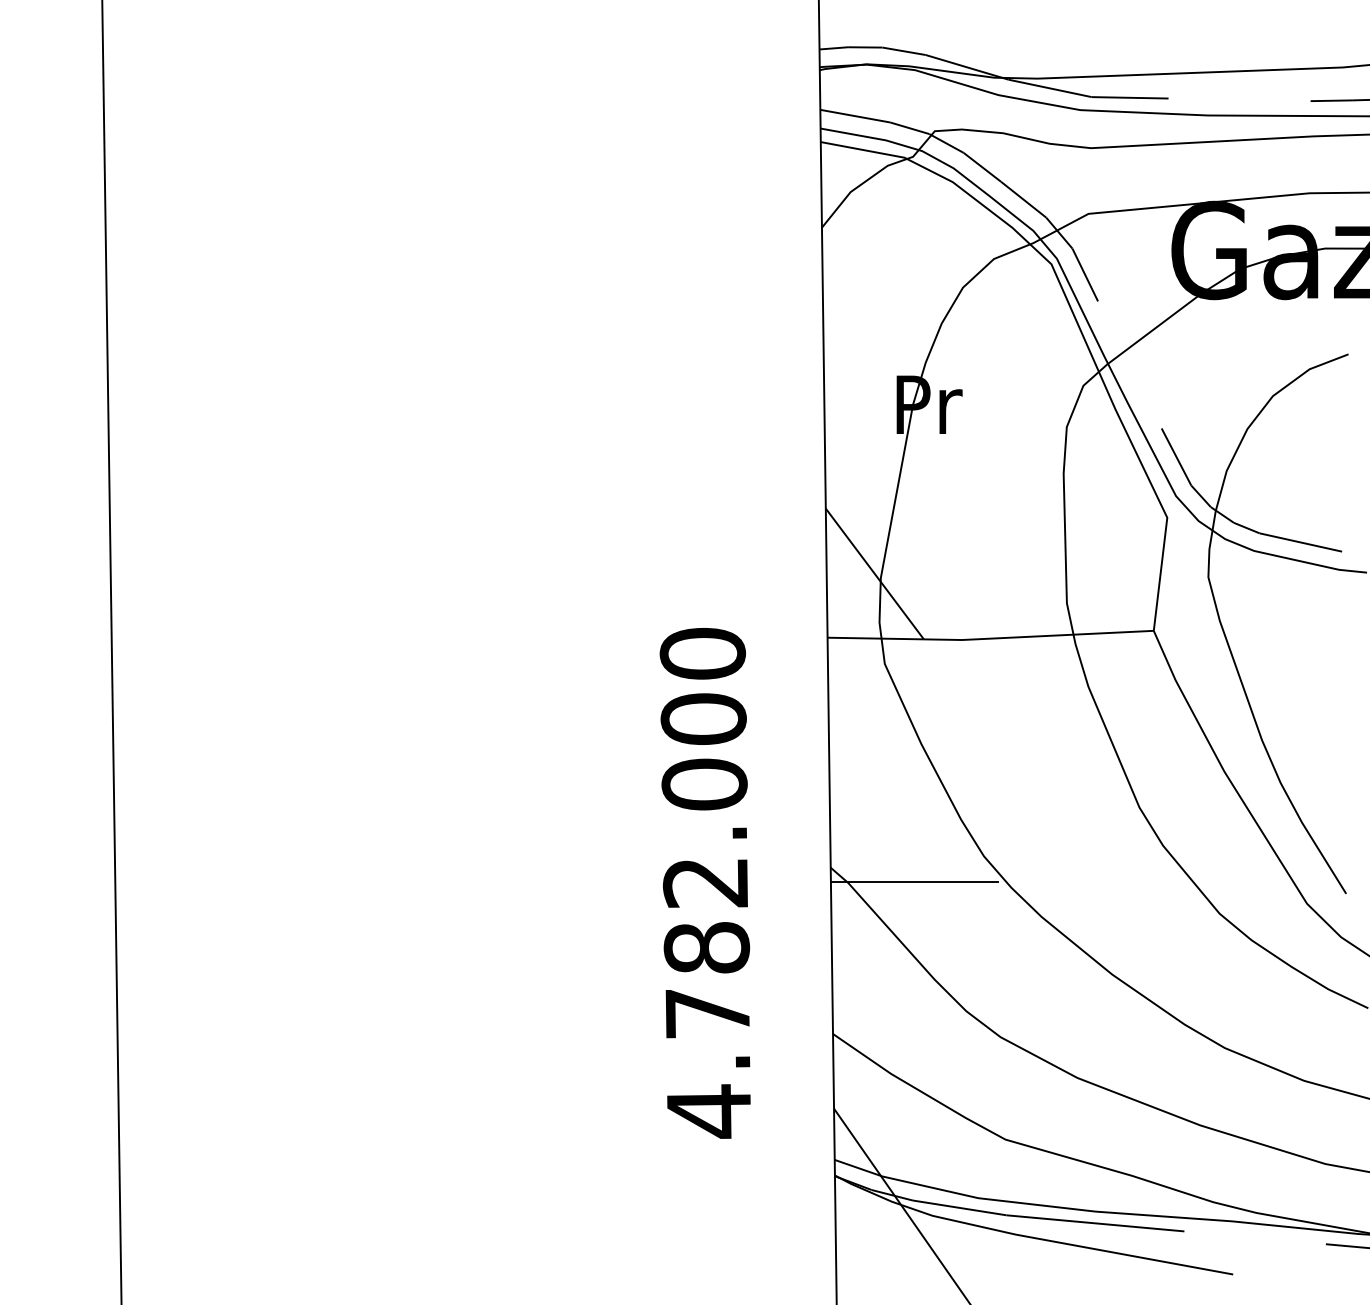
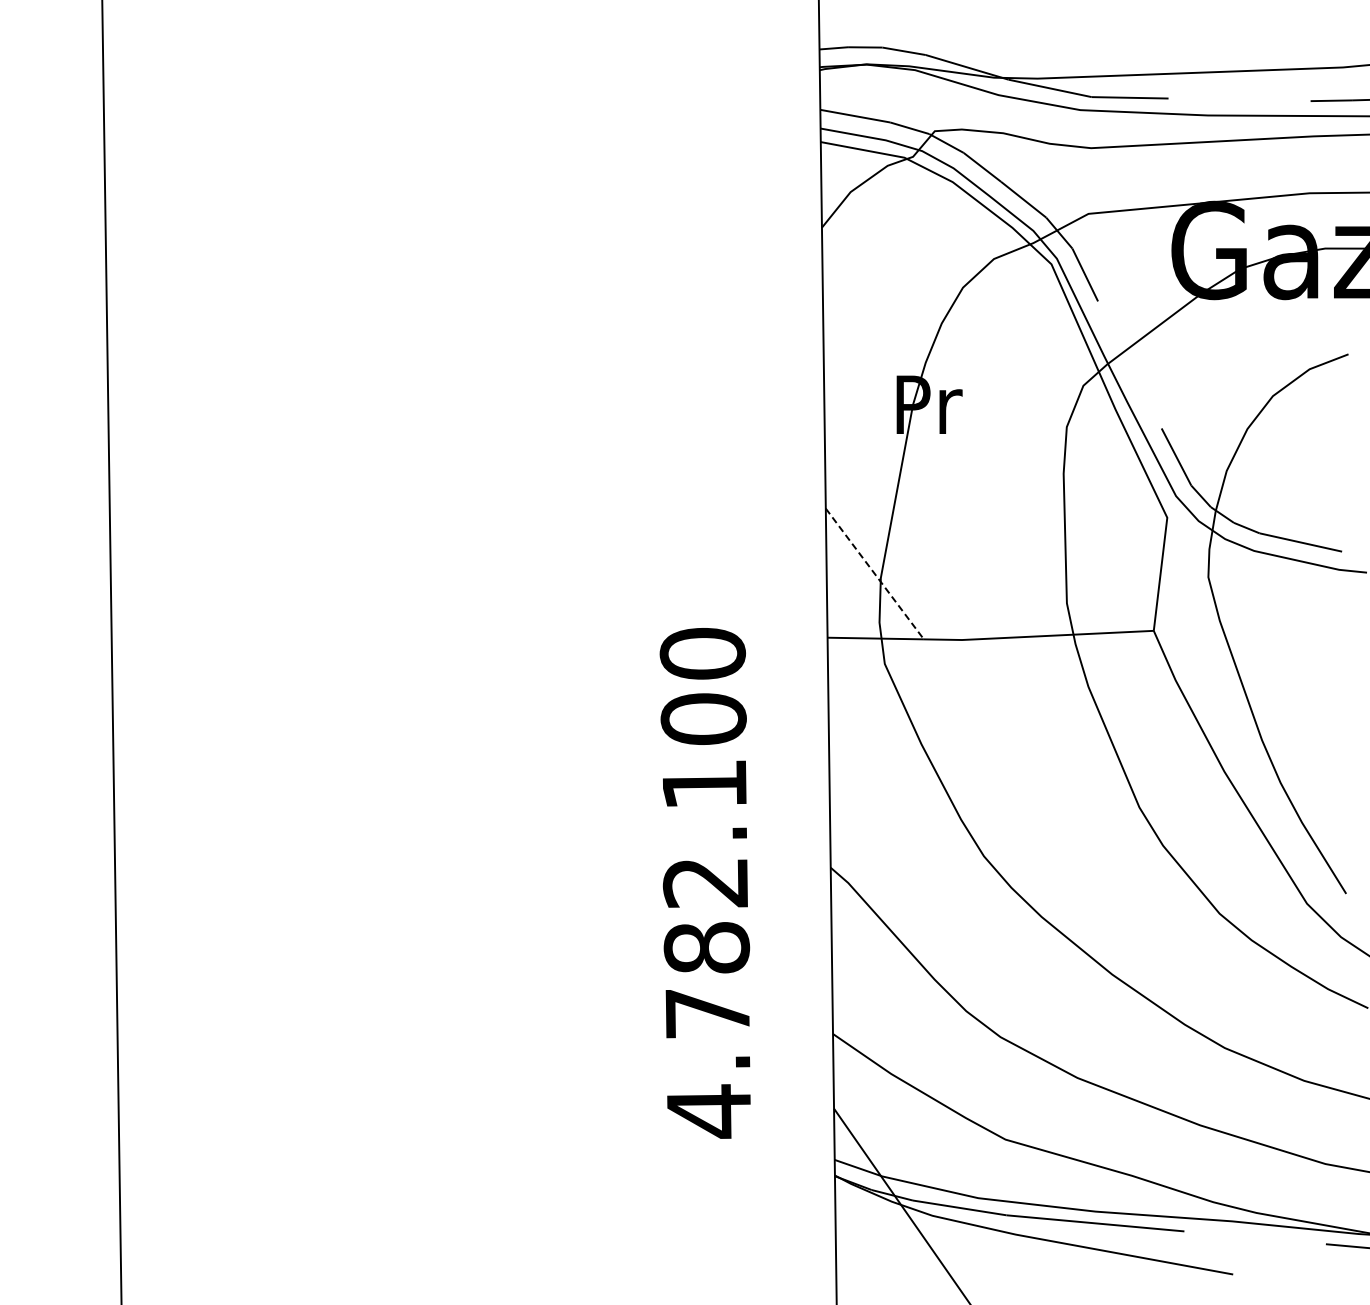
line: solid -> dashed (874, 573)
text: 4.782.000 -> 4.782.100 (704, 784)
line: present -> none (913, 882)
